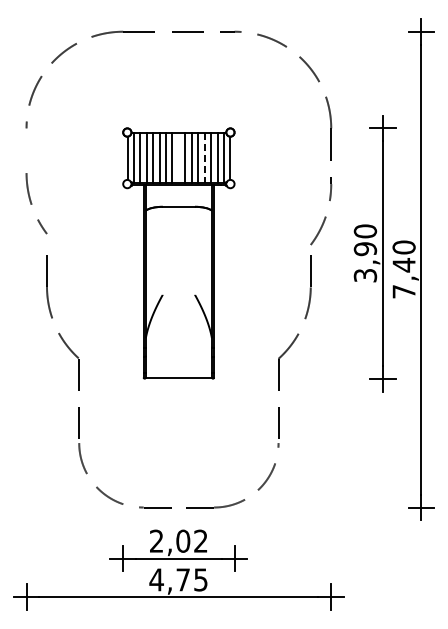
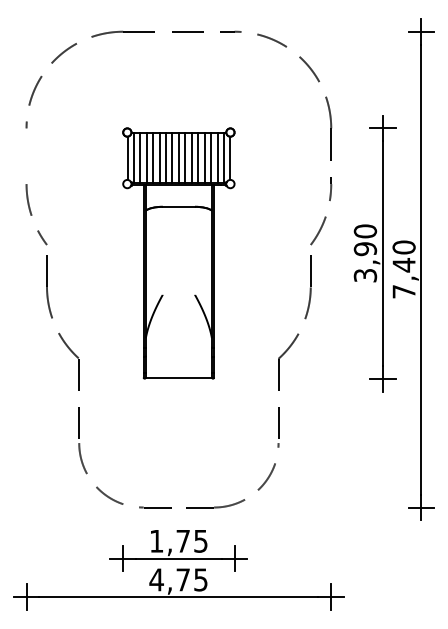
line: none -> present (178, 157)
line: dashed -> solid (204, 158)
arc position: (32, 203) -> (32, 214) (32, 214)
text: 2,02 -> 1,75 (178, 540)
